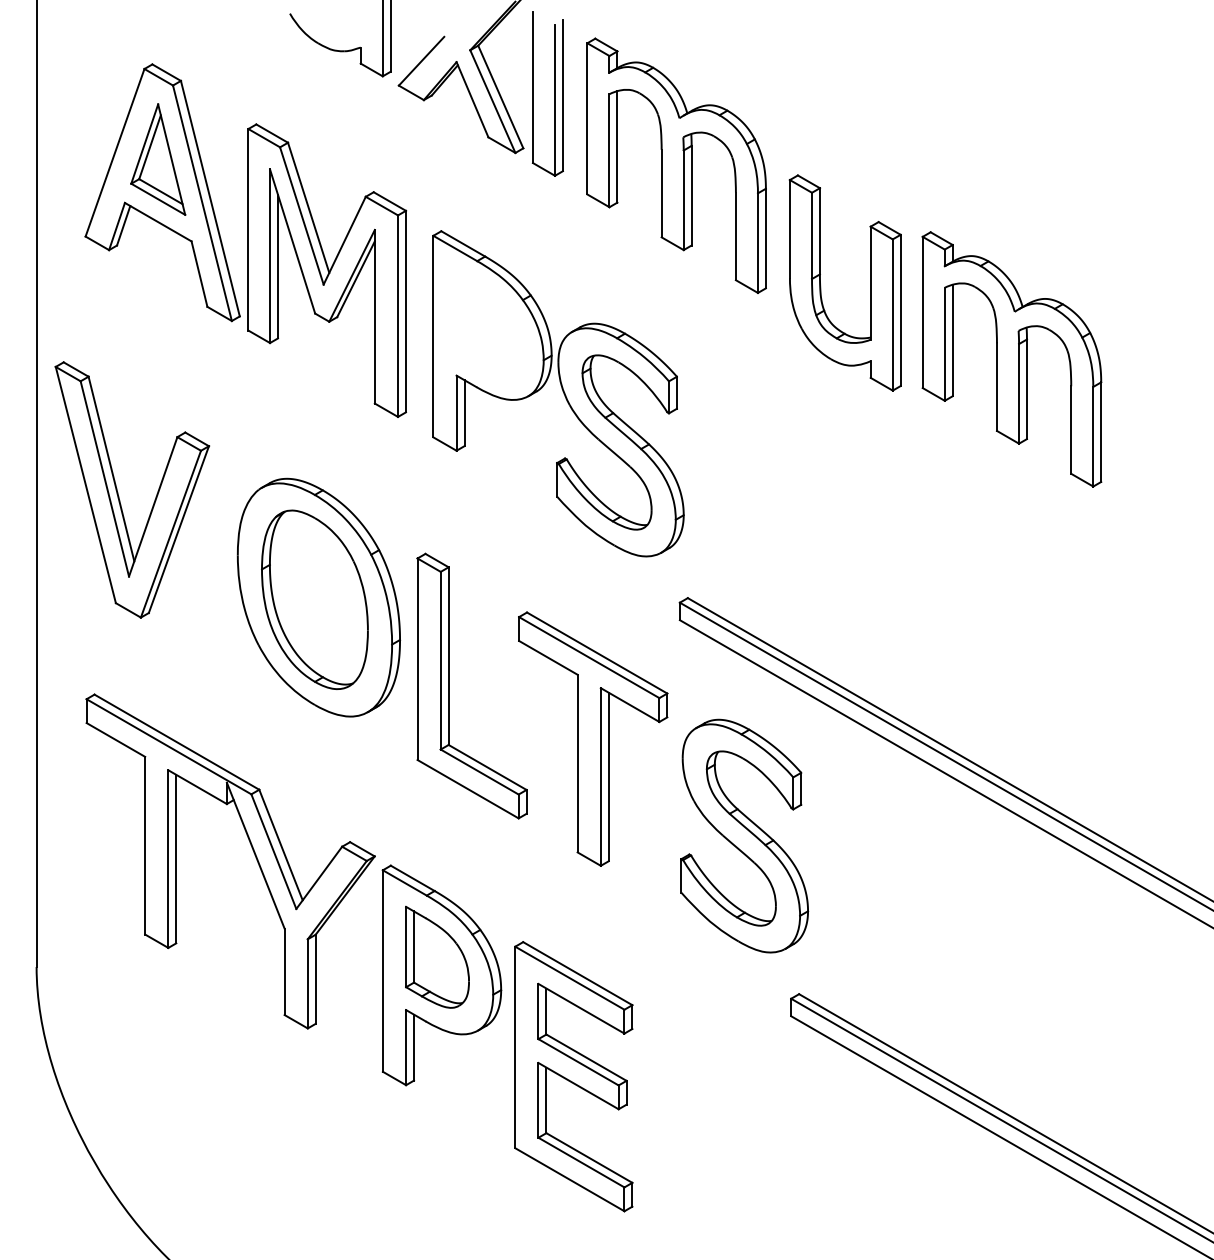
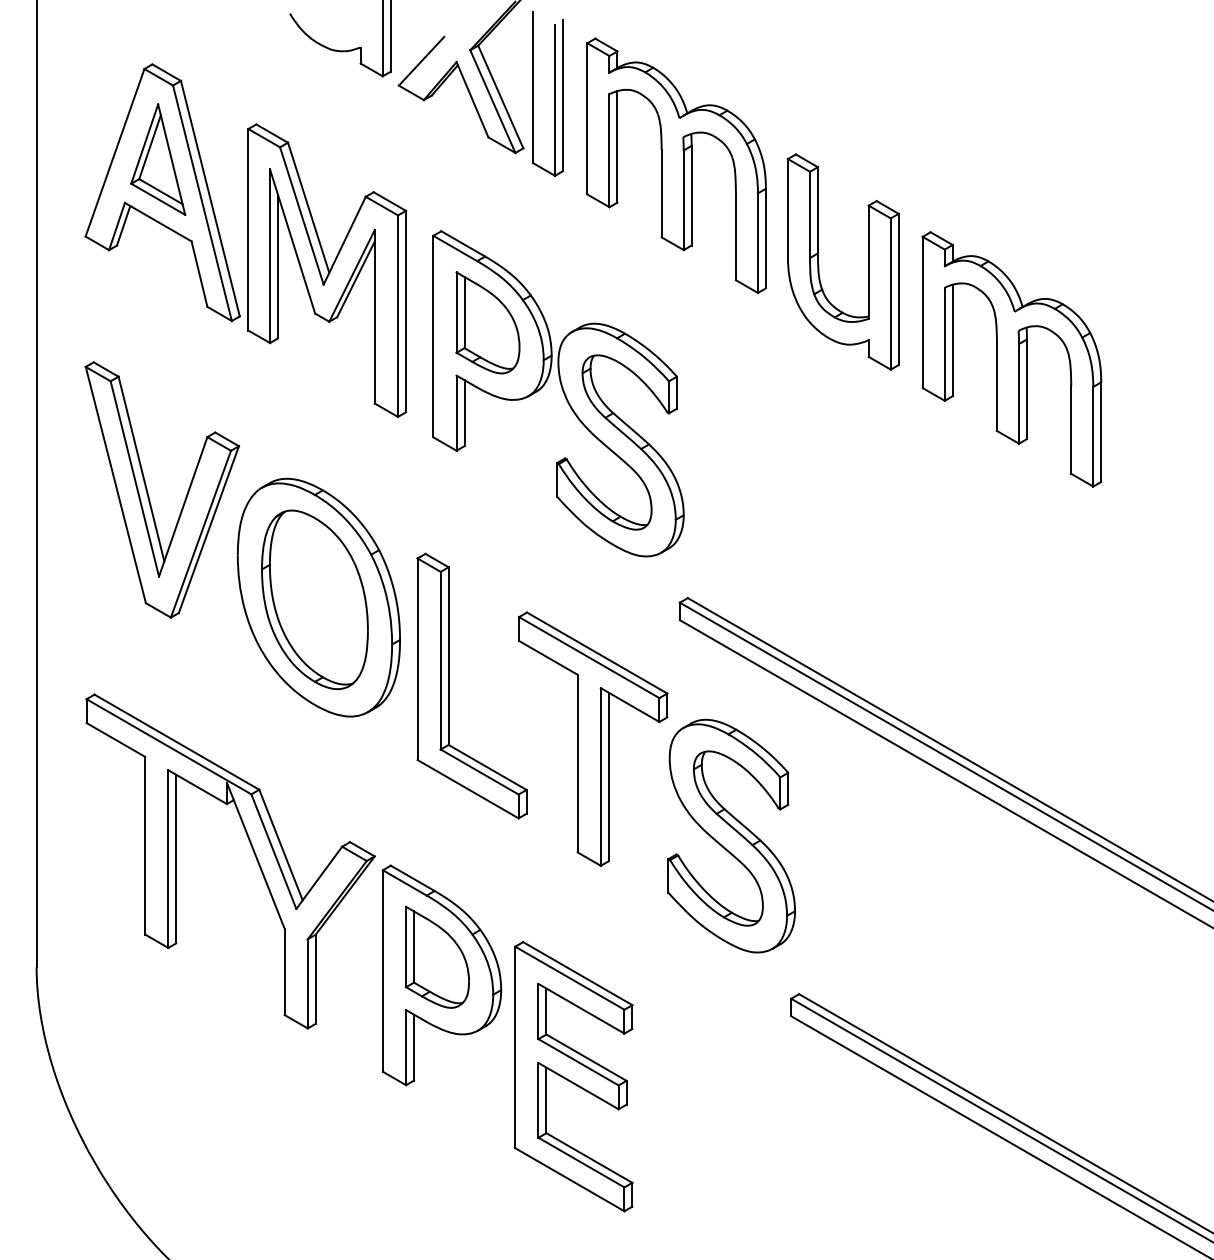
part position: (821, 286) -> (819, 265) (819, 265)
part: none -> present (487, 322)
part position: (118, 492) -> (148, 492) (148, 492)
part position: (744, 835) -> (731, 835) (731, 835)
